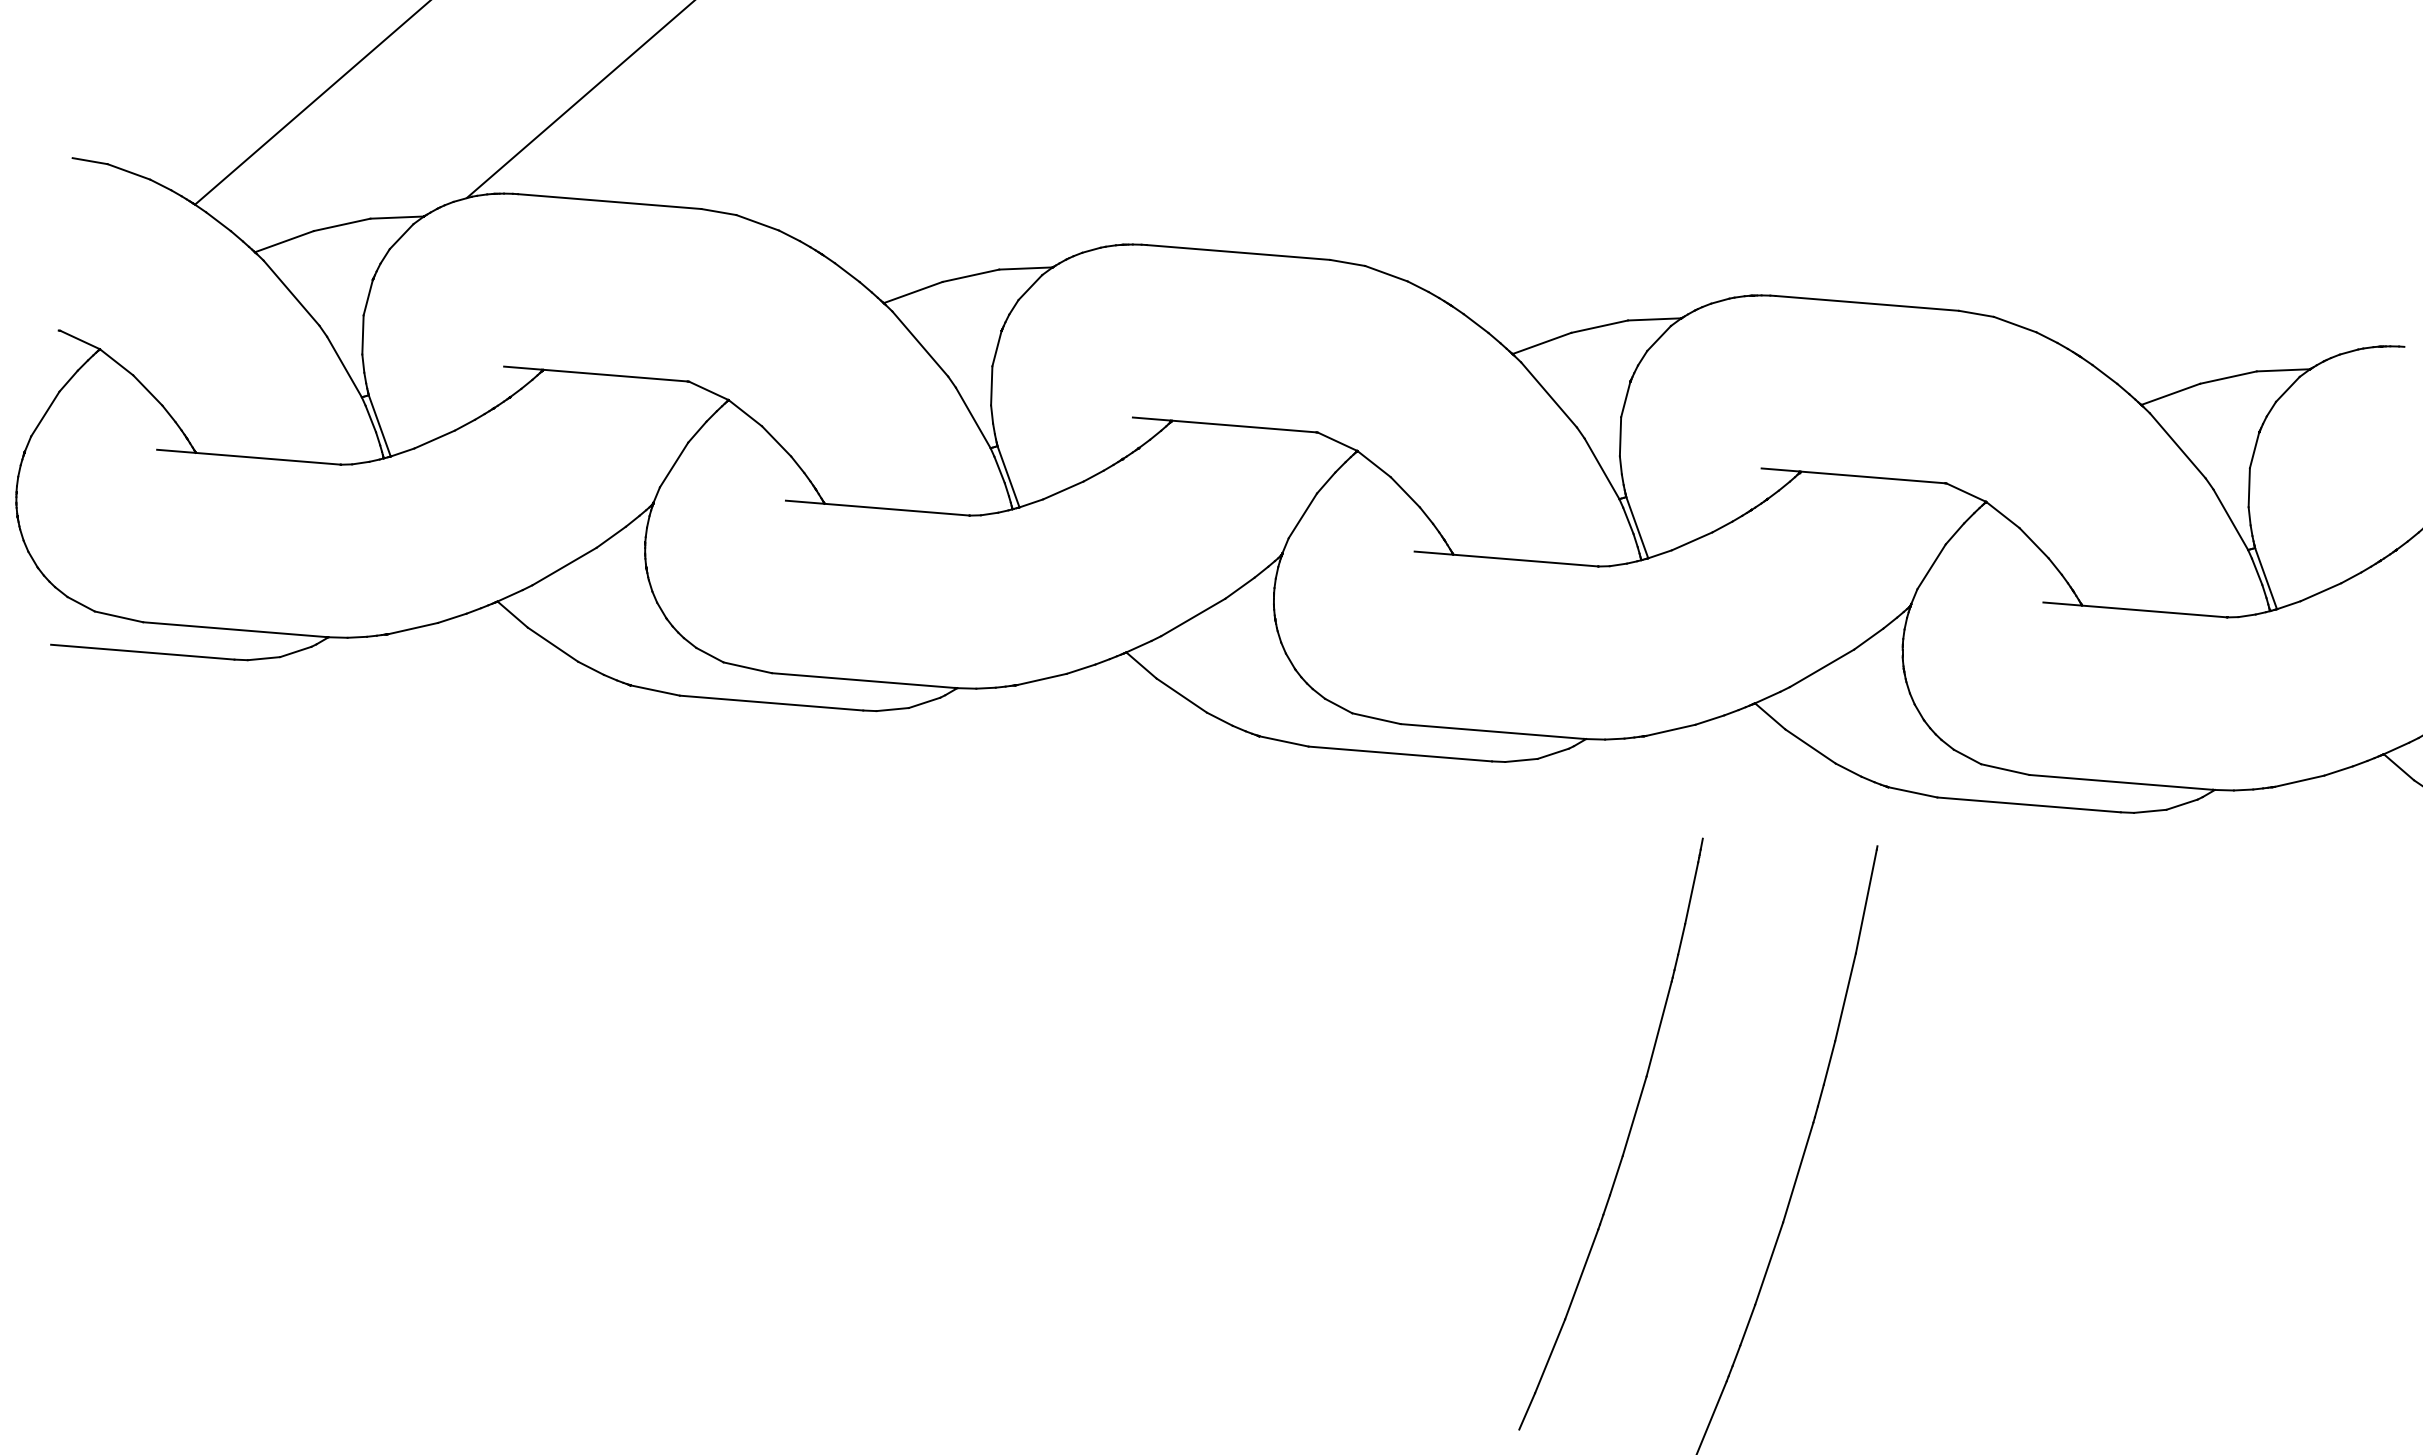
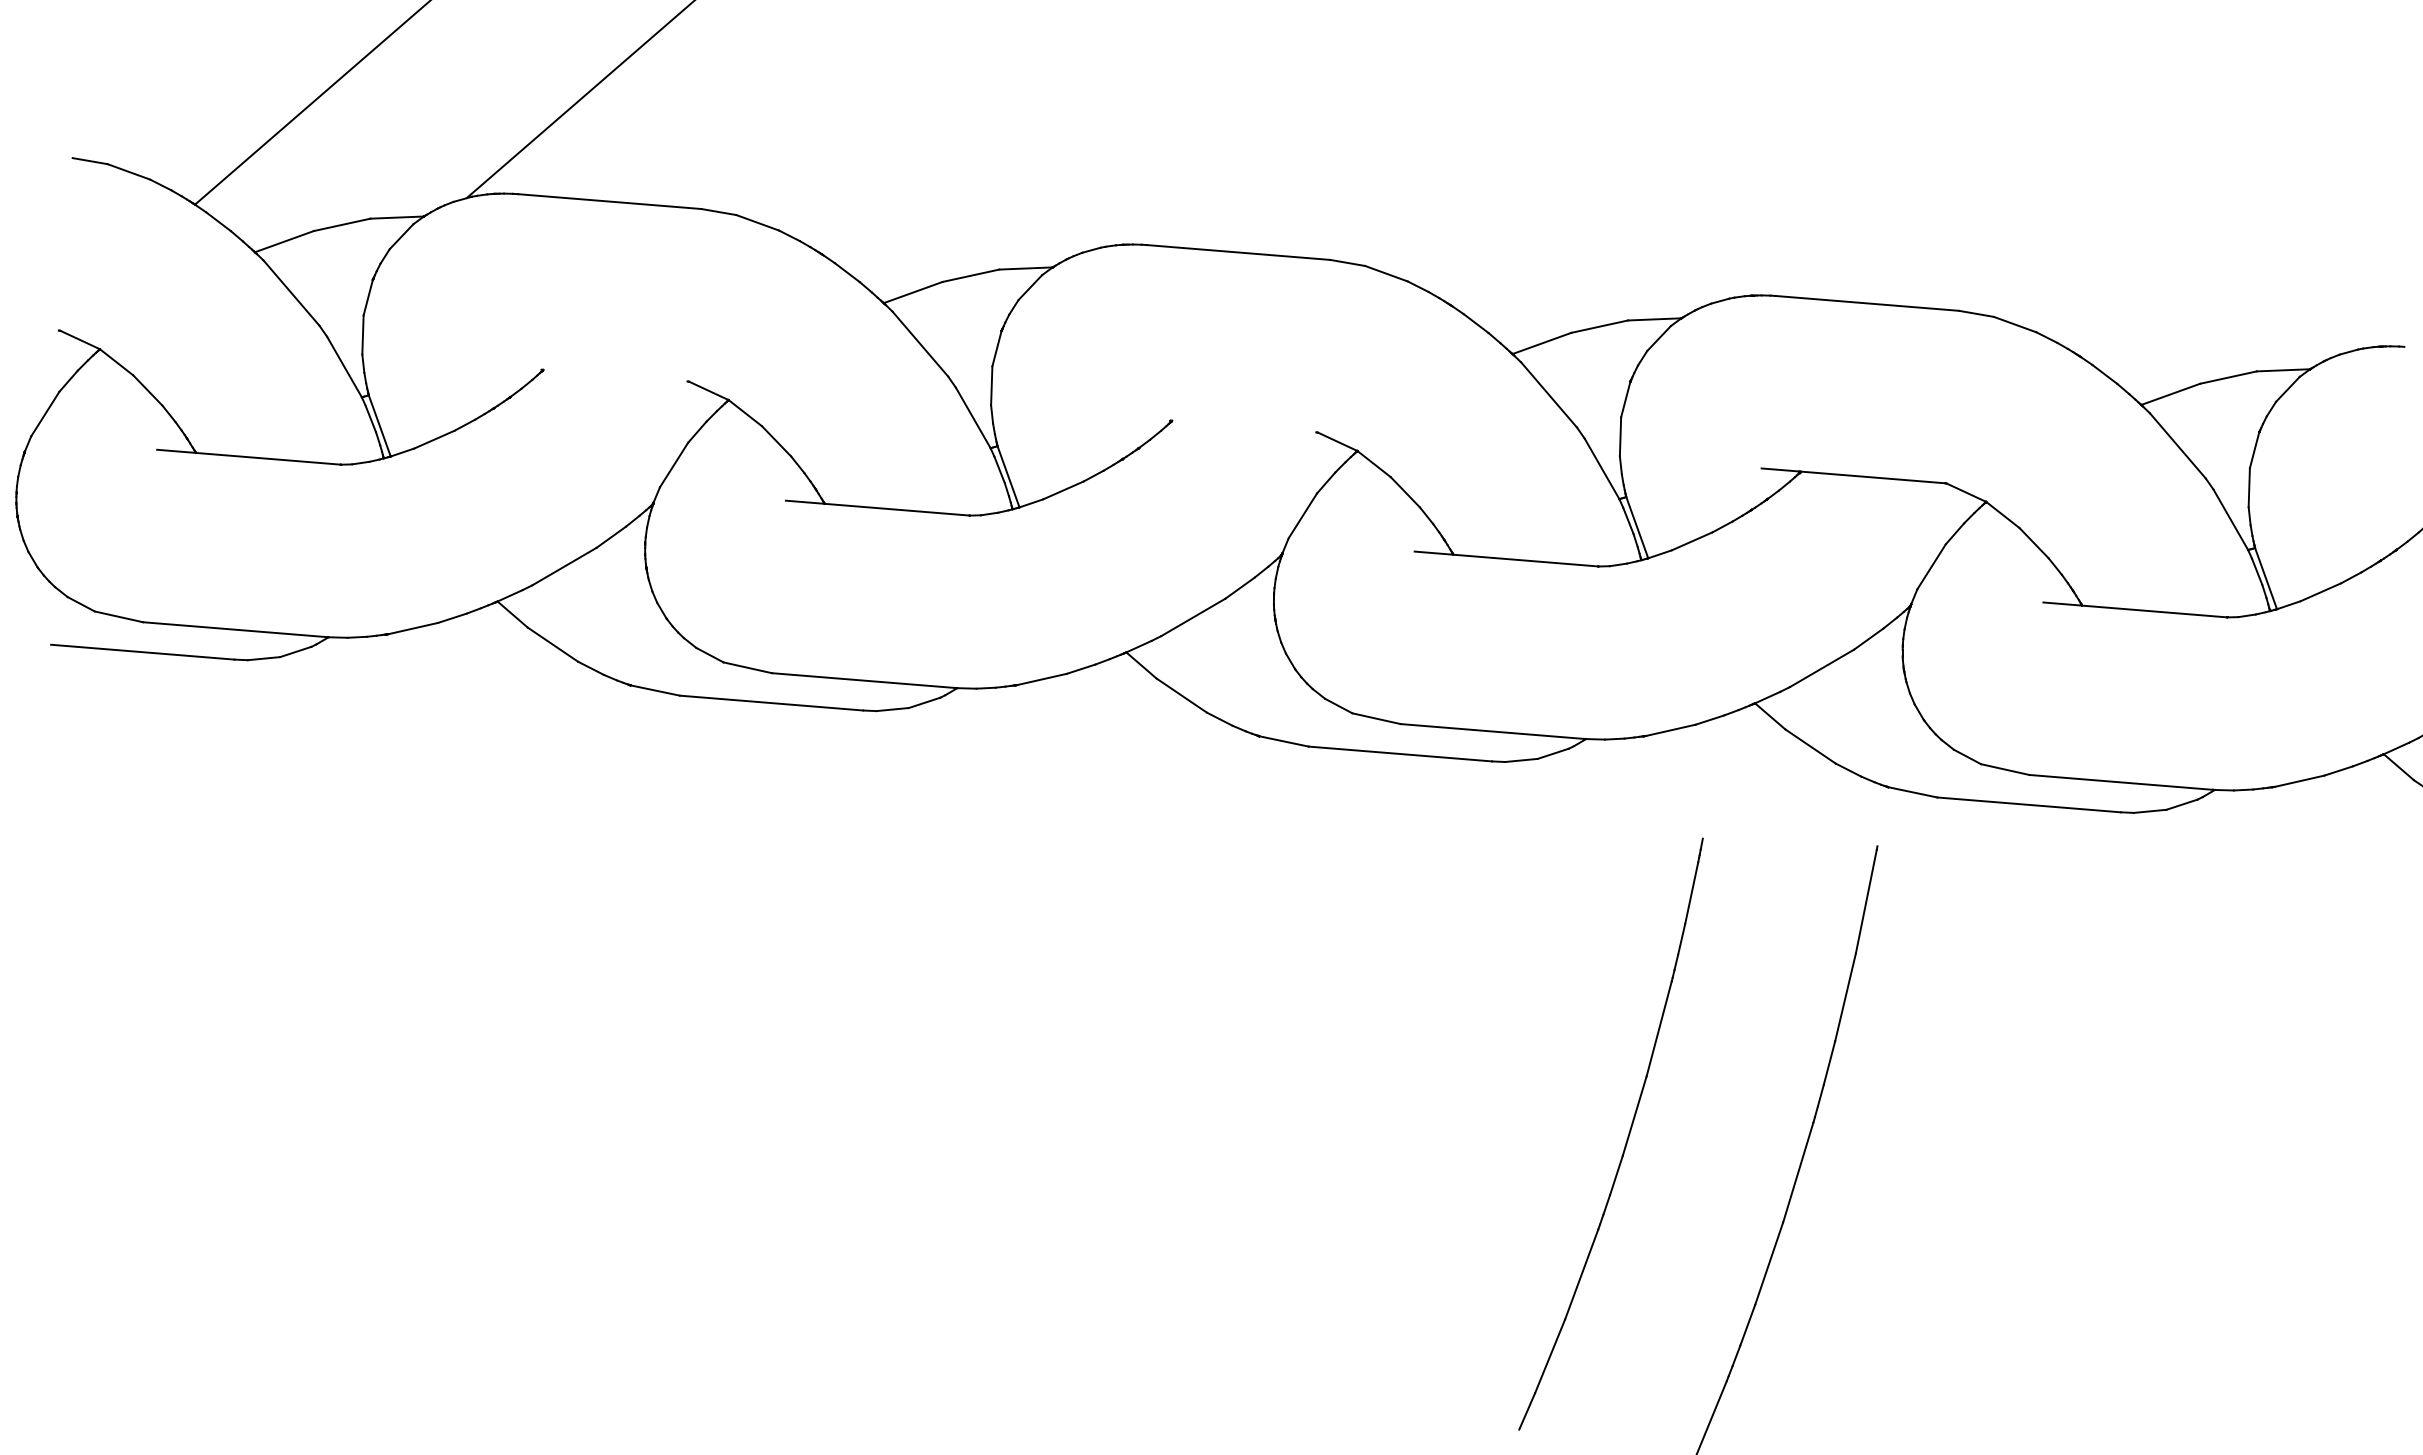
line: present -> none (595, 373)
line: present -> none (1224, 424)
